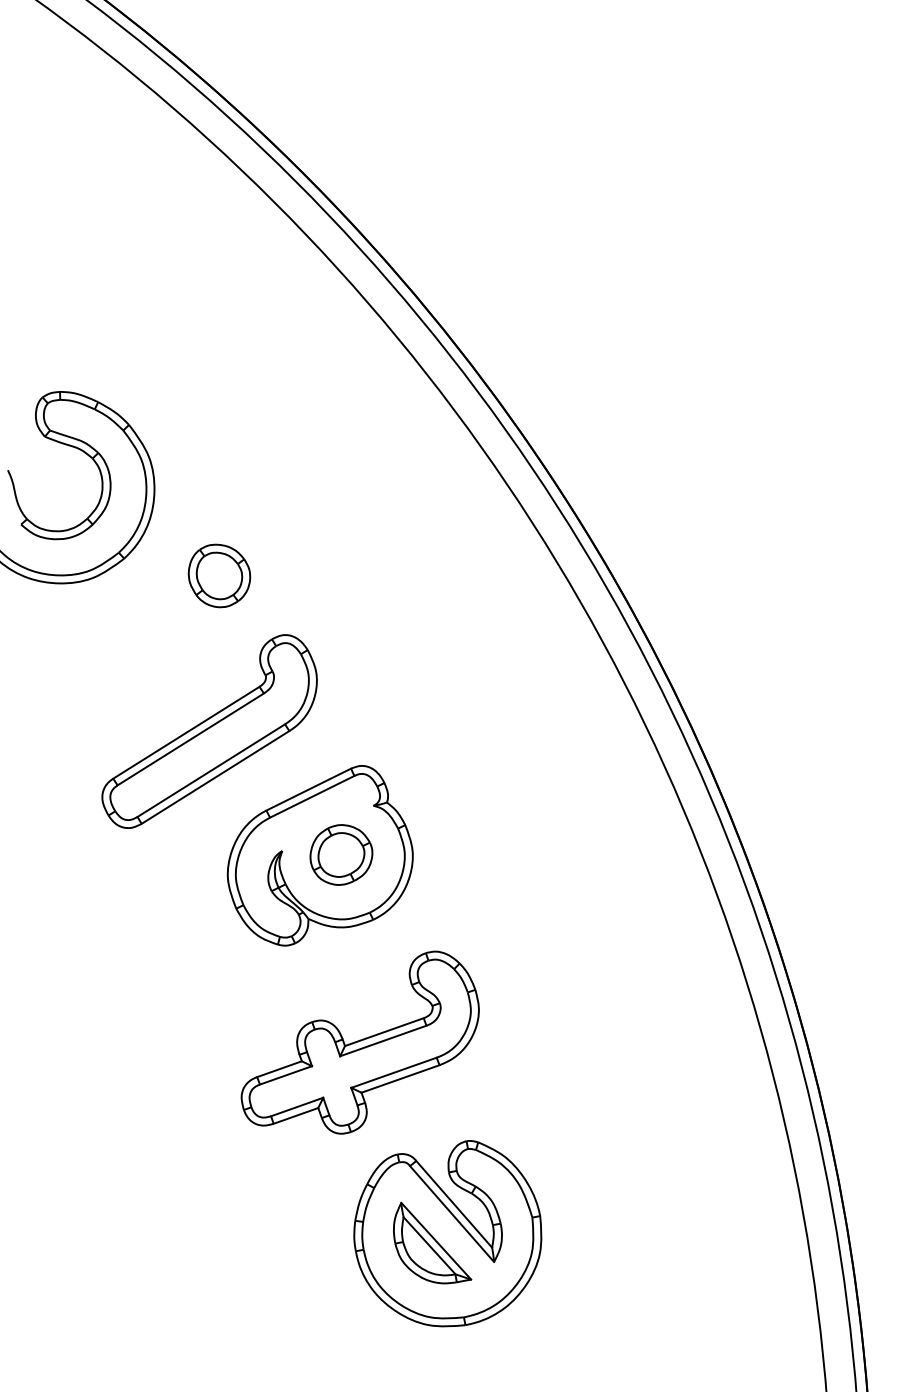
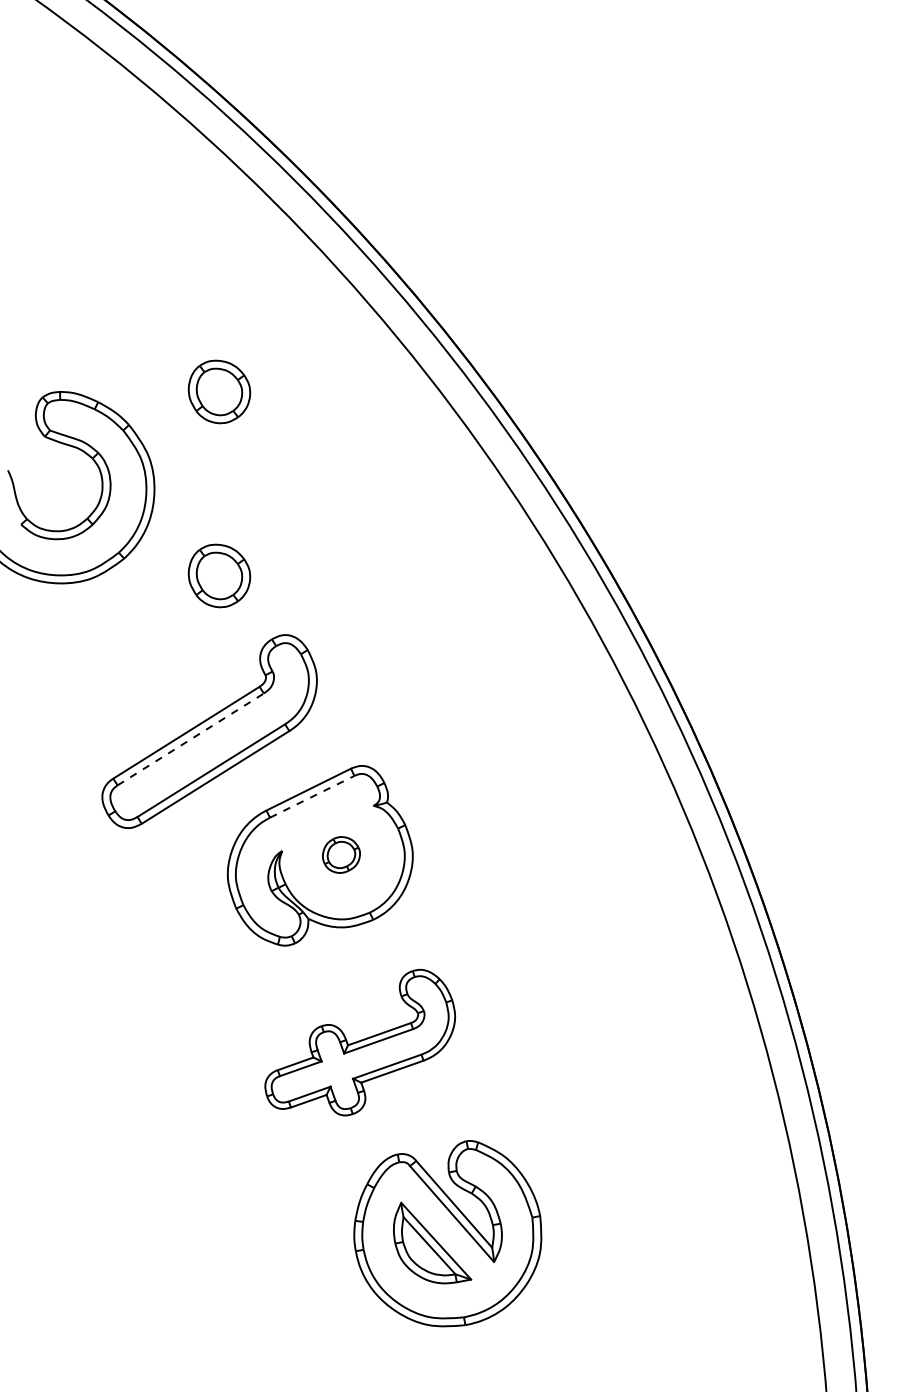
part: none -> present (219, 391)
line: solid -> dashed (191, 739)
line: solid -> dashed (312, 796)
part size: 65x62 px -> 39x38 px (341, 854)
part size: 240x185 px -> 193x149 px (360, 1042)
